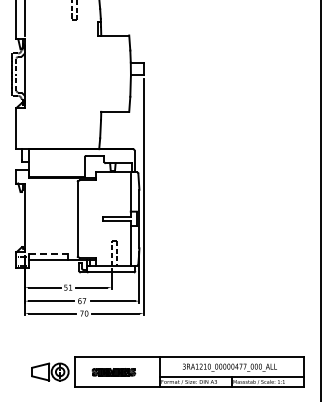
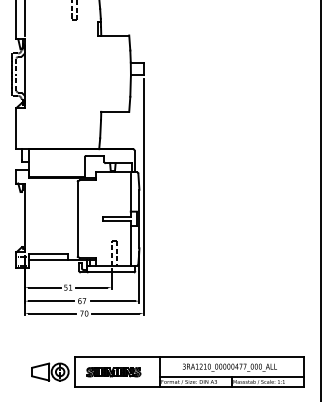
line: dashed -> solid (48, 253)
part size: 46x9 px -> 56x11 px (113, 372)
